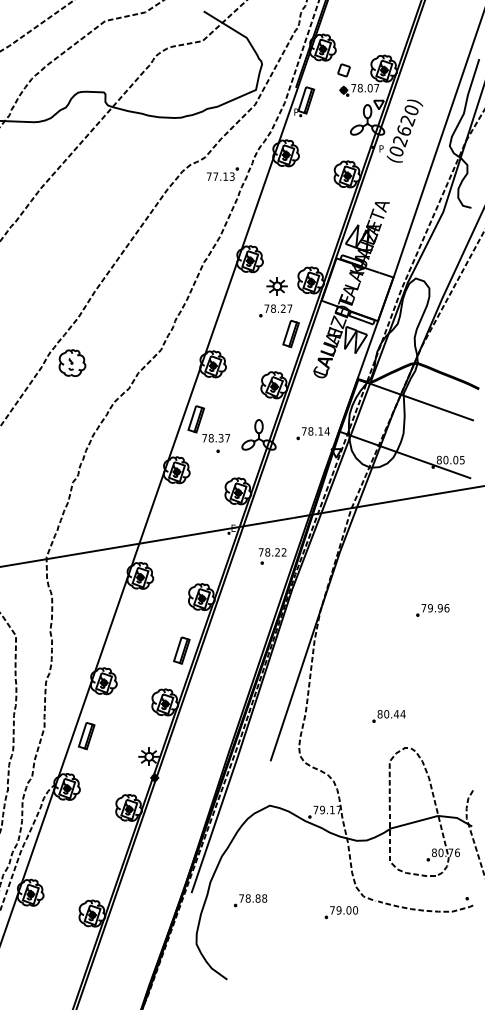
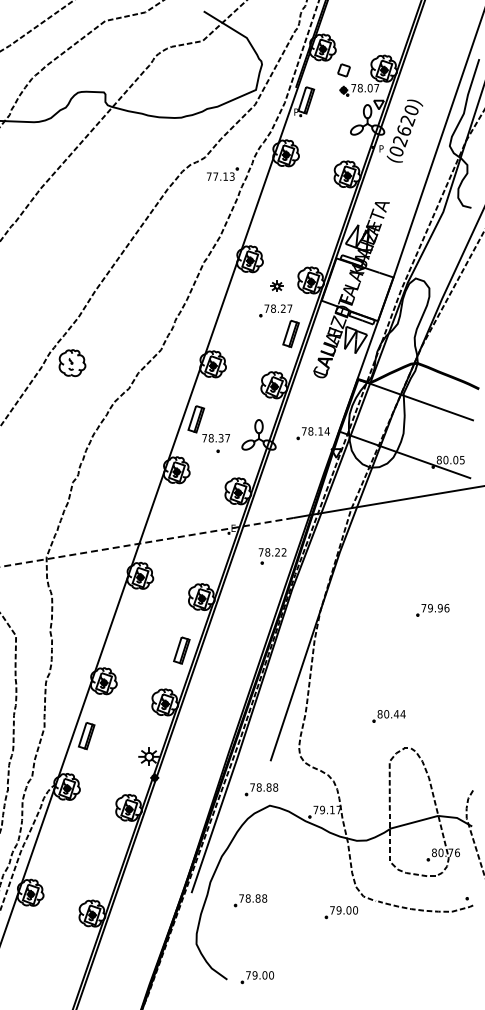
part size: 22x19 px -> 14x12 px (276, 285)
line: solid -> dashed (146, 542)
part: none -> present (261, 789)
part: none -> present (257, 977)
